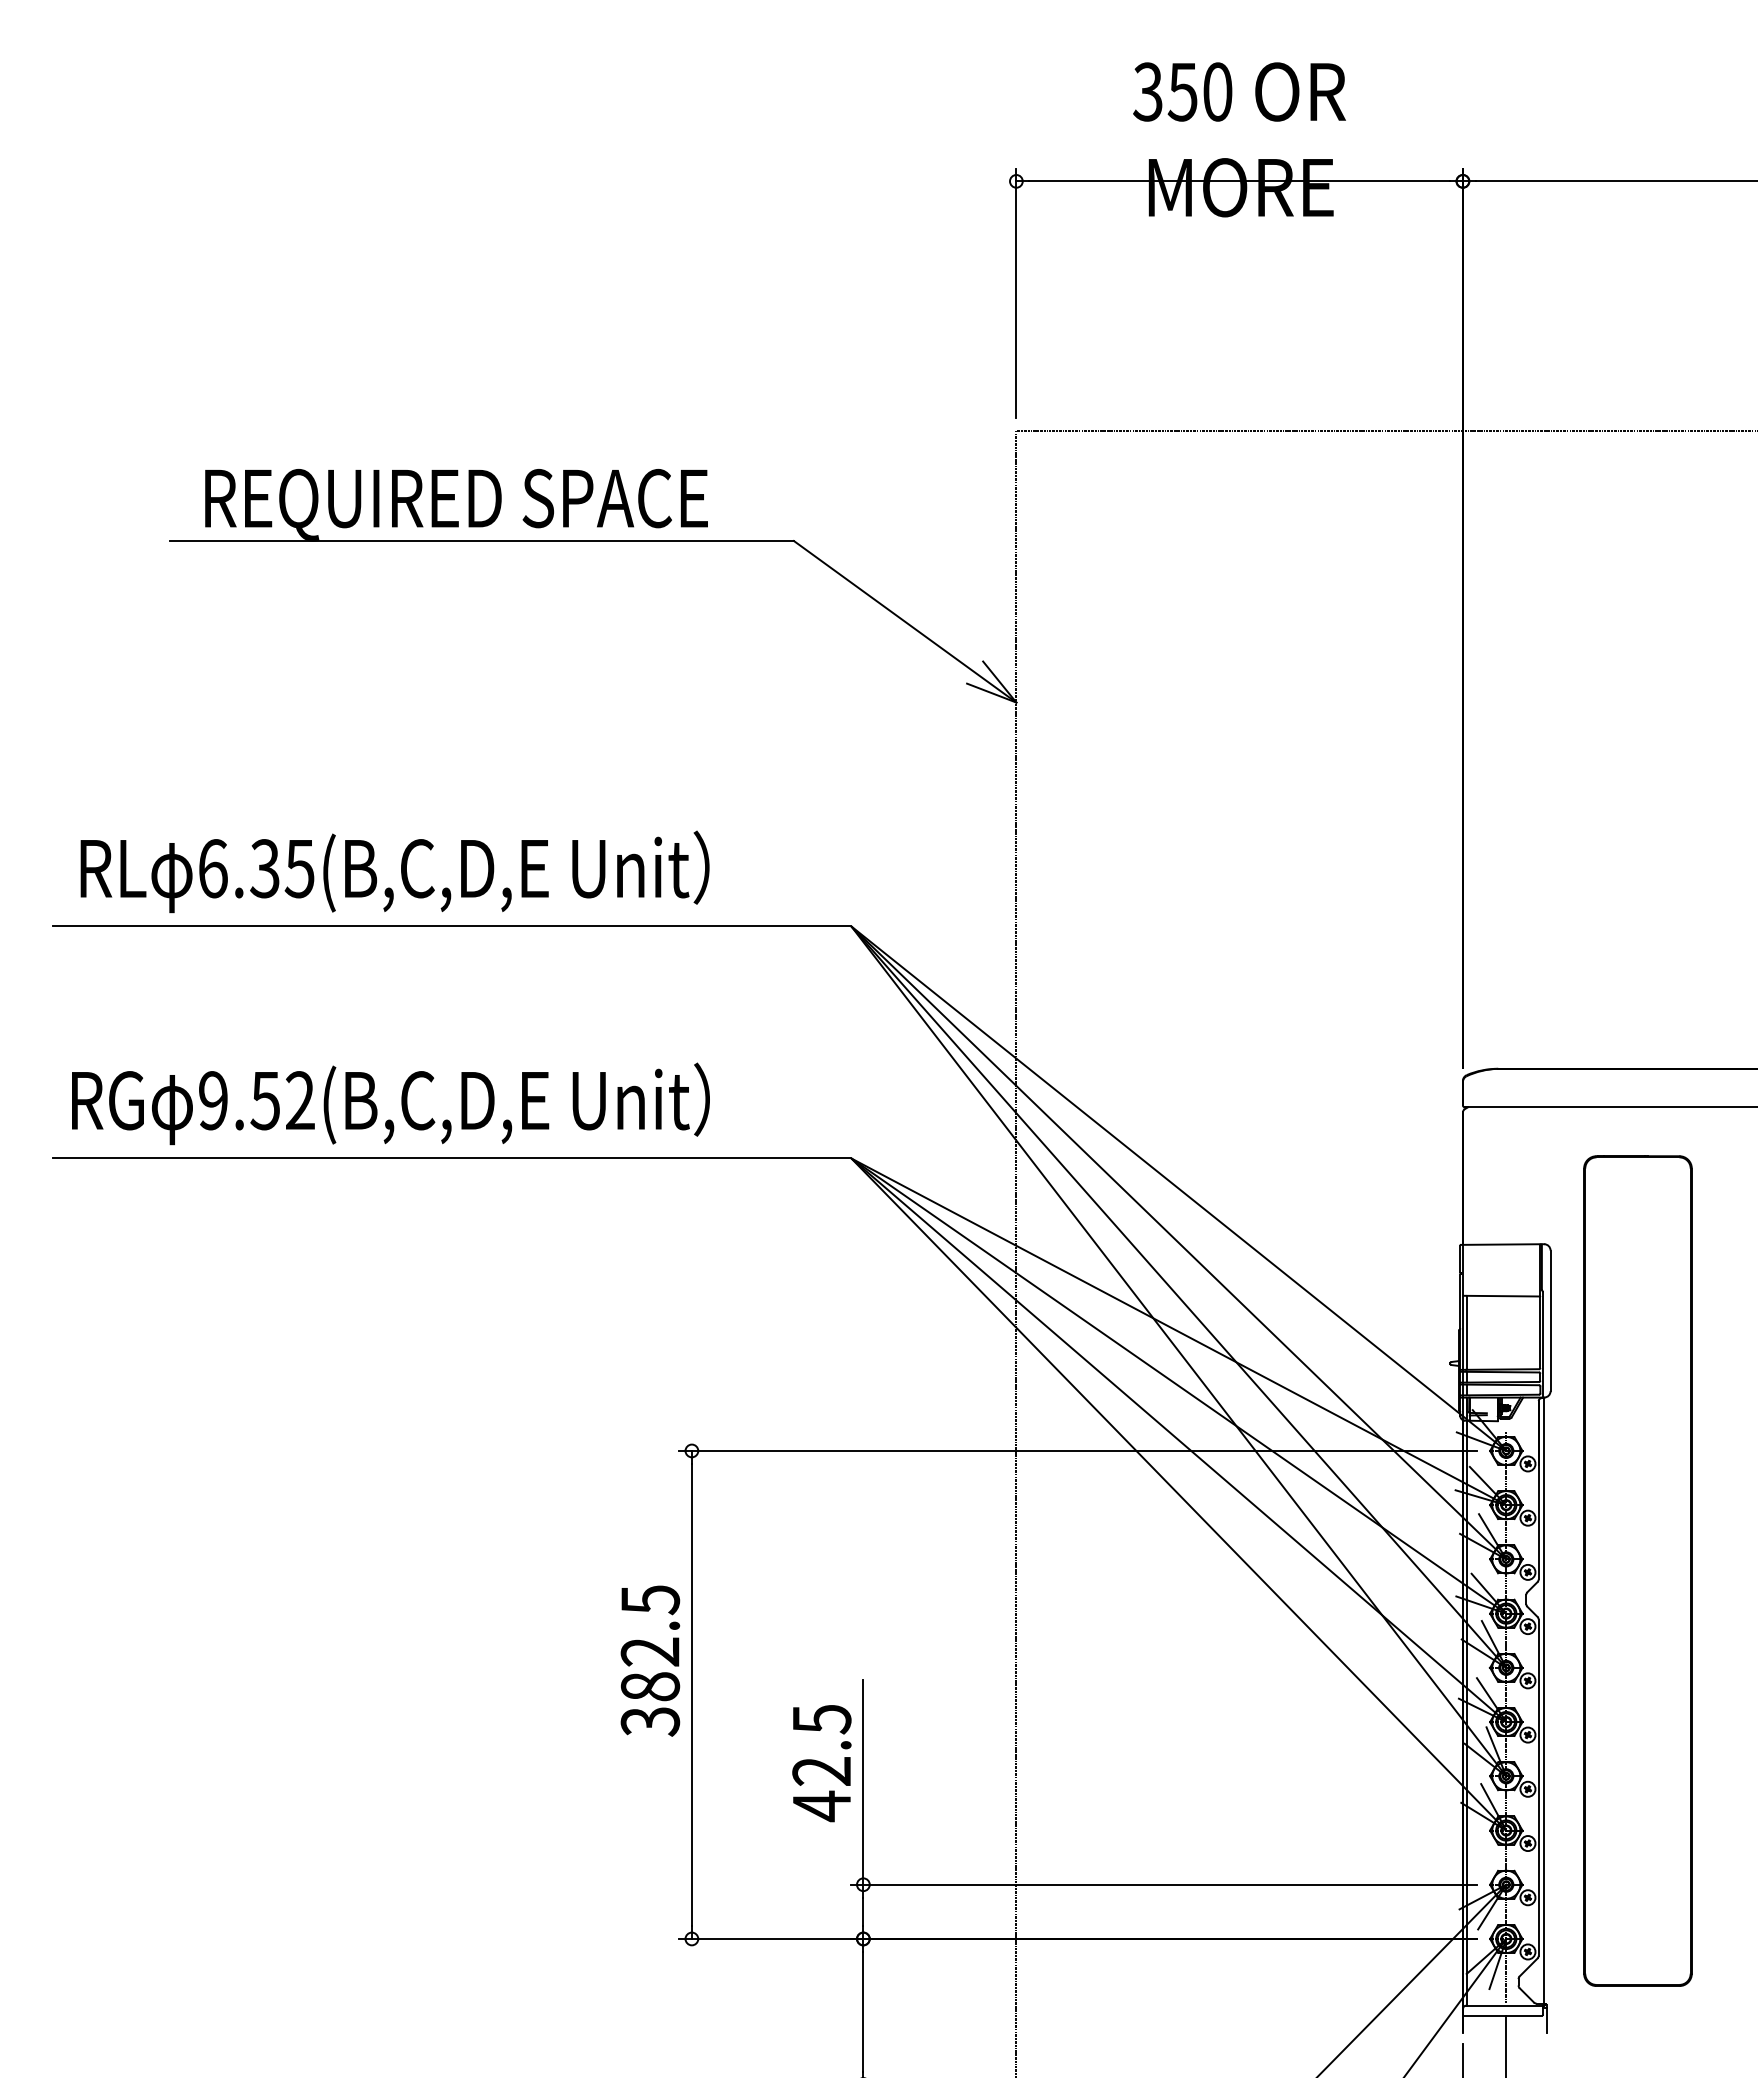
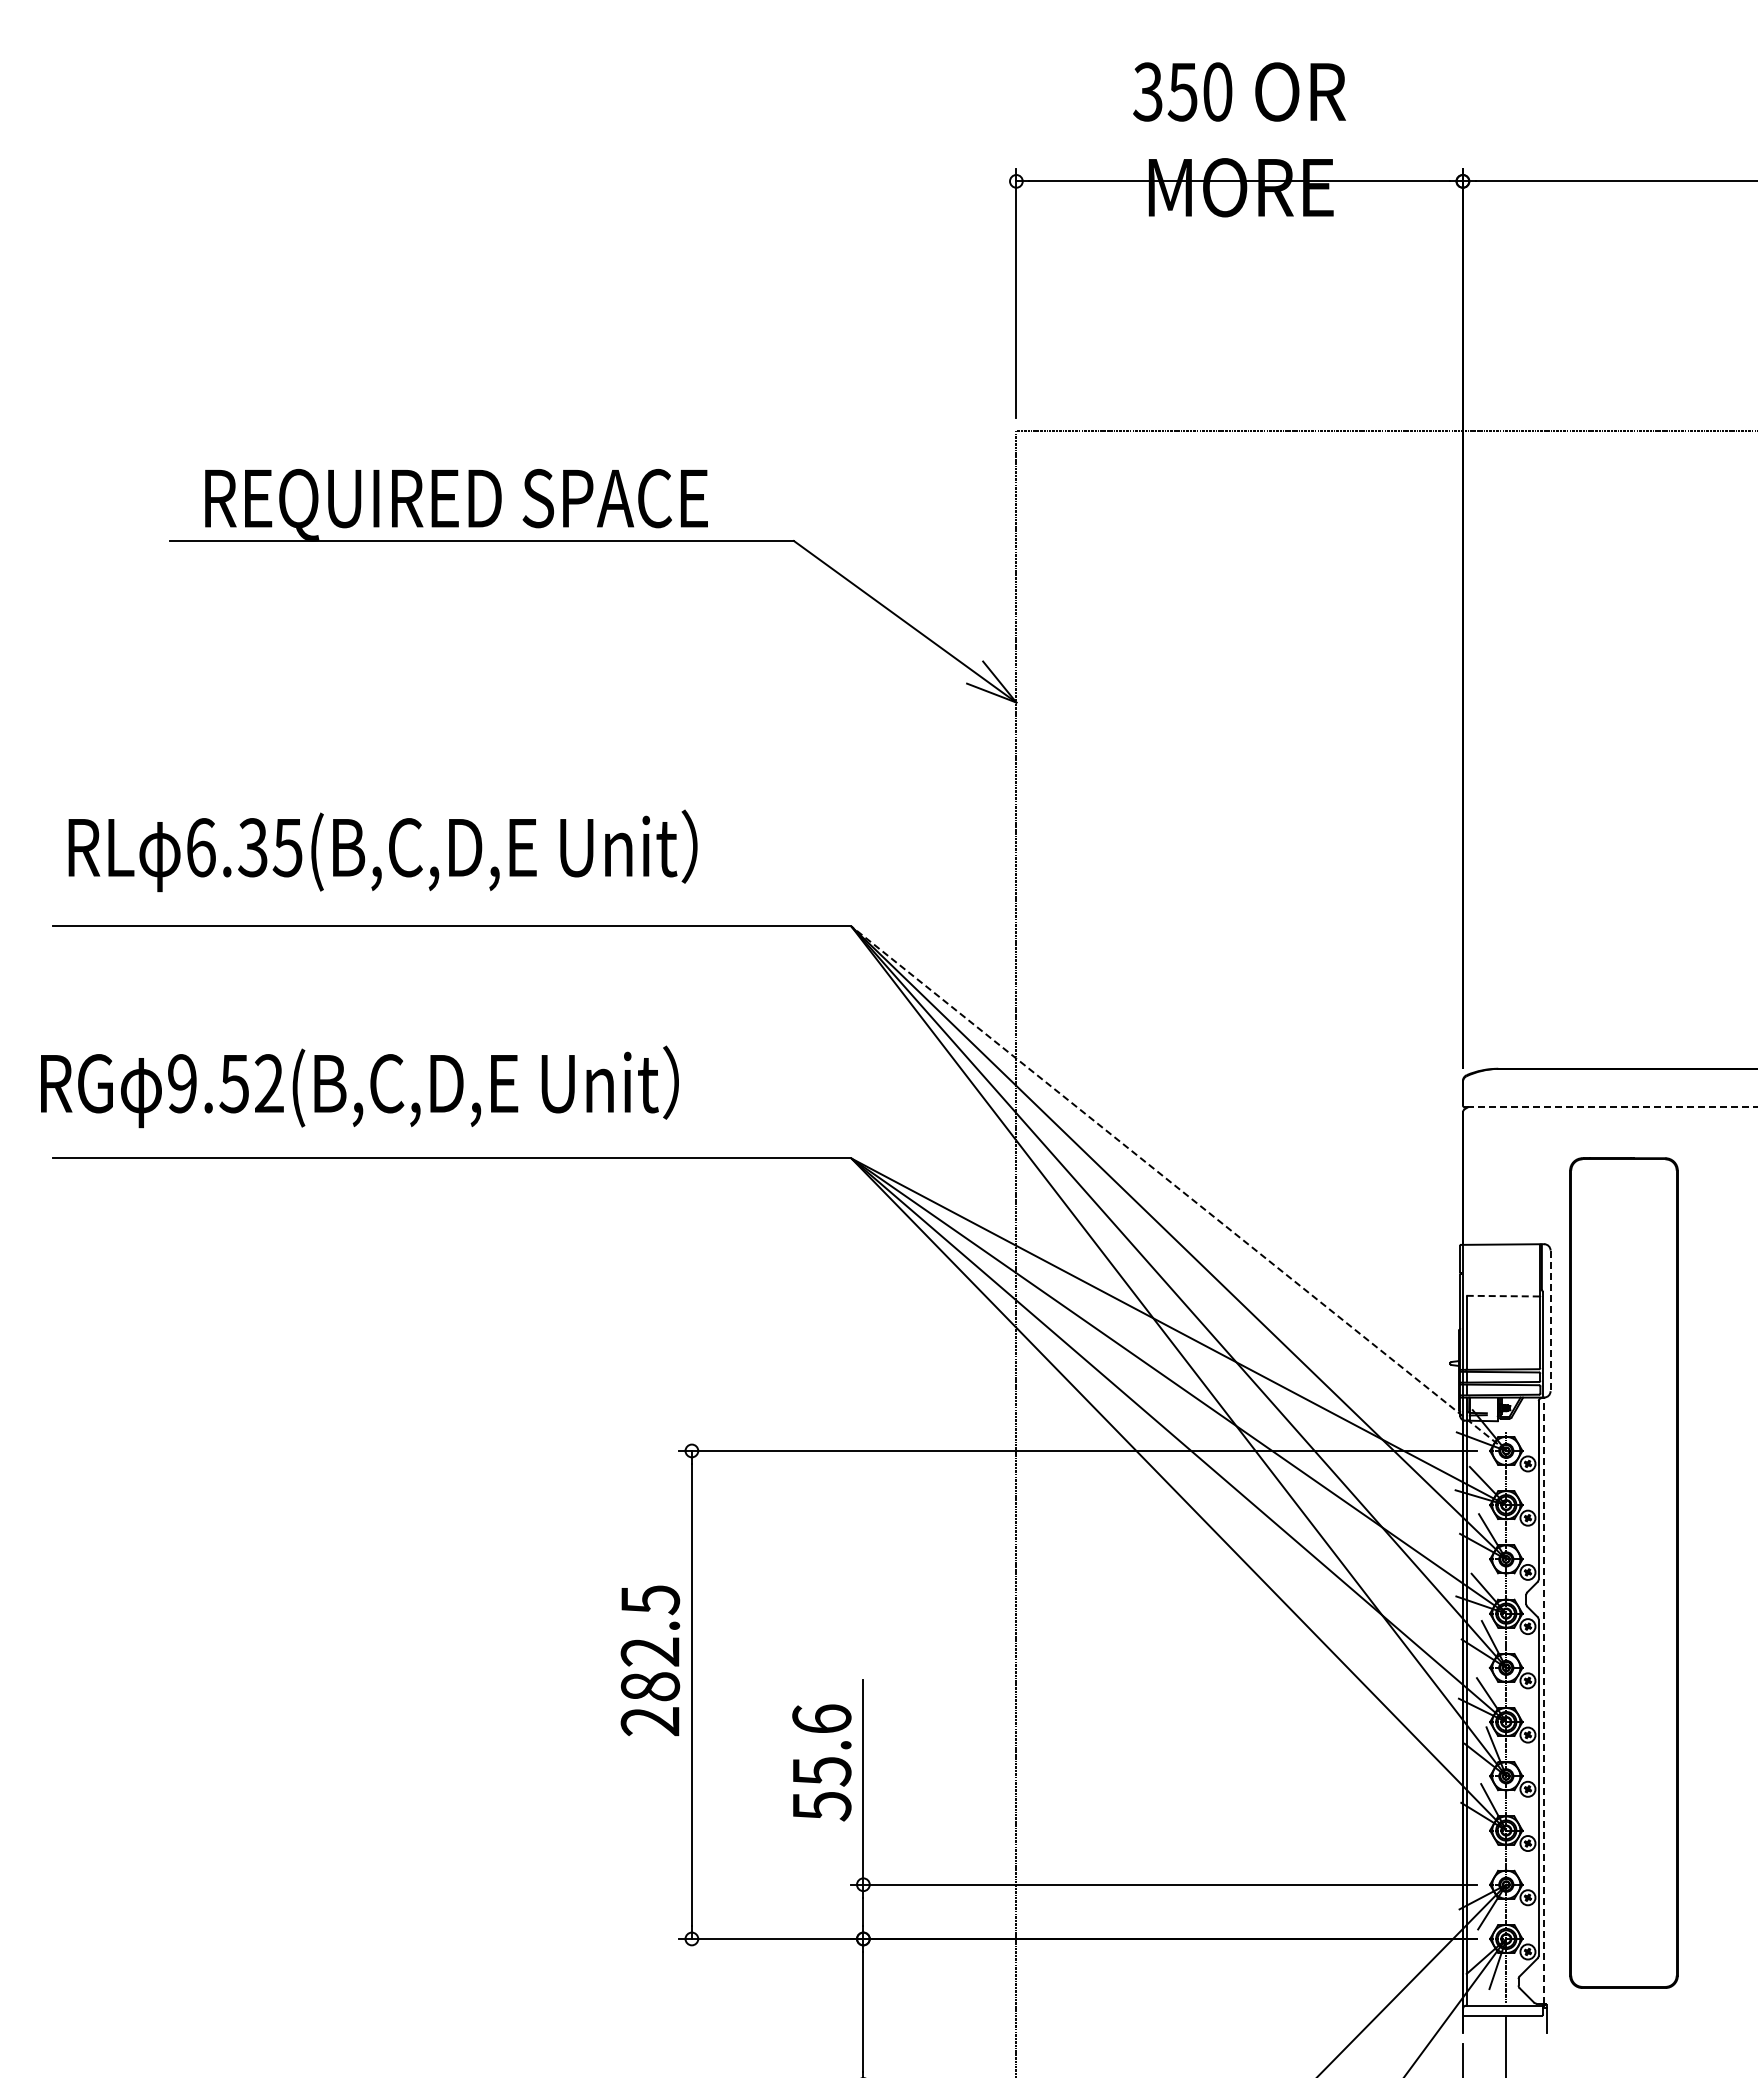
text position: (394, 871) -> (382, 850) (382, 850)
text position: (390, 1103) -> (359, 1086) (359, 1086)
line: solid -> dashed (1610, 1107)
line: solid -> dashed (1178, 1188)
line: solid -> dashed (1501, 1296)
line: solid -> dashed (1550, 1321)
part position: (1637, 1570) -> (1623, 1572) (1623, 1572)
line: solid -> dashed (1543, 1700)
text: 382.5 -> 282.5 (650, 1721)
text: 42.5 -> 55.6 (821, 1763)
